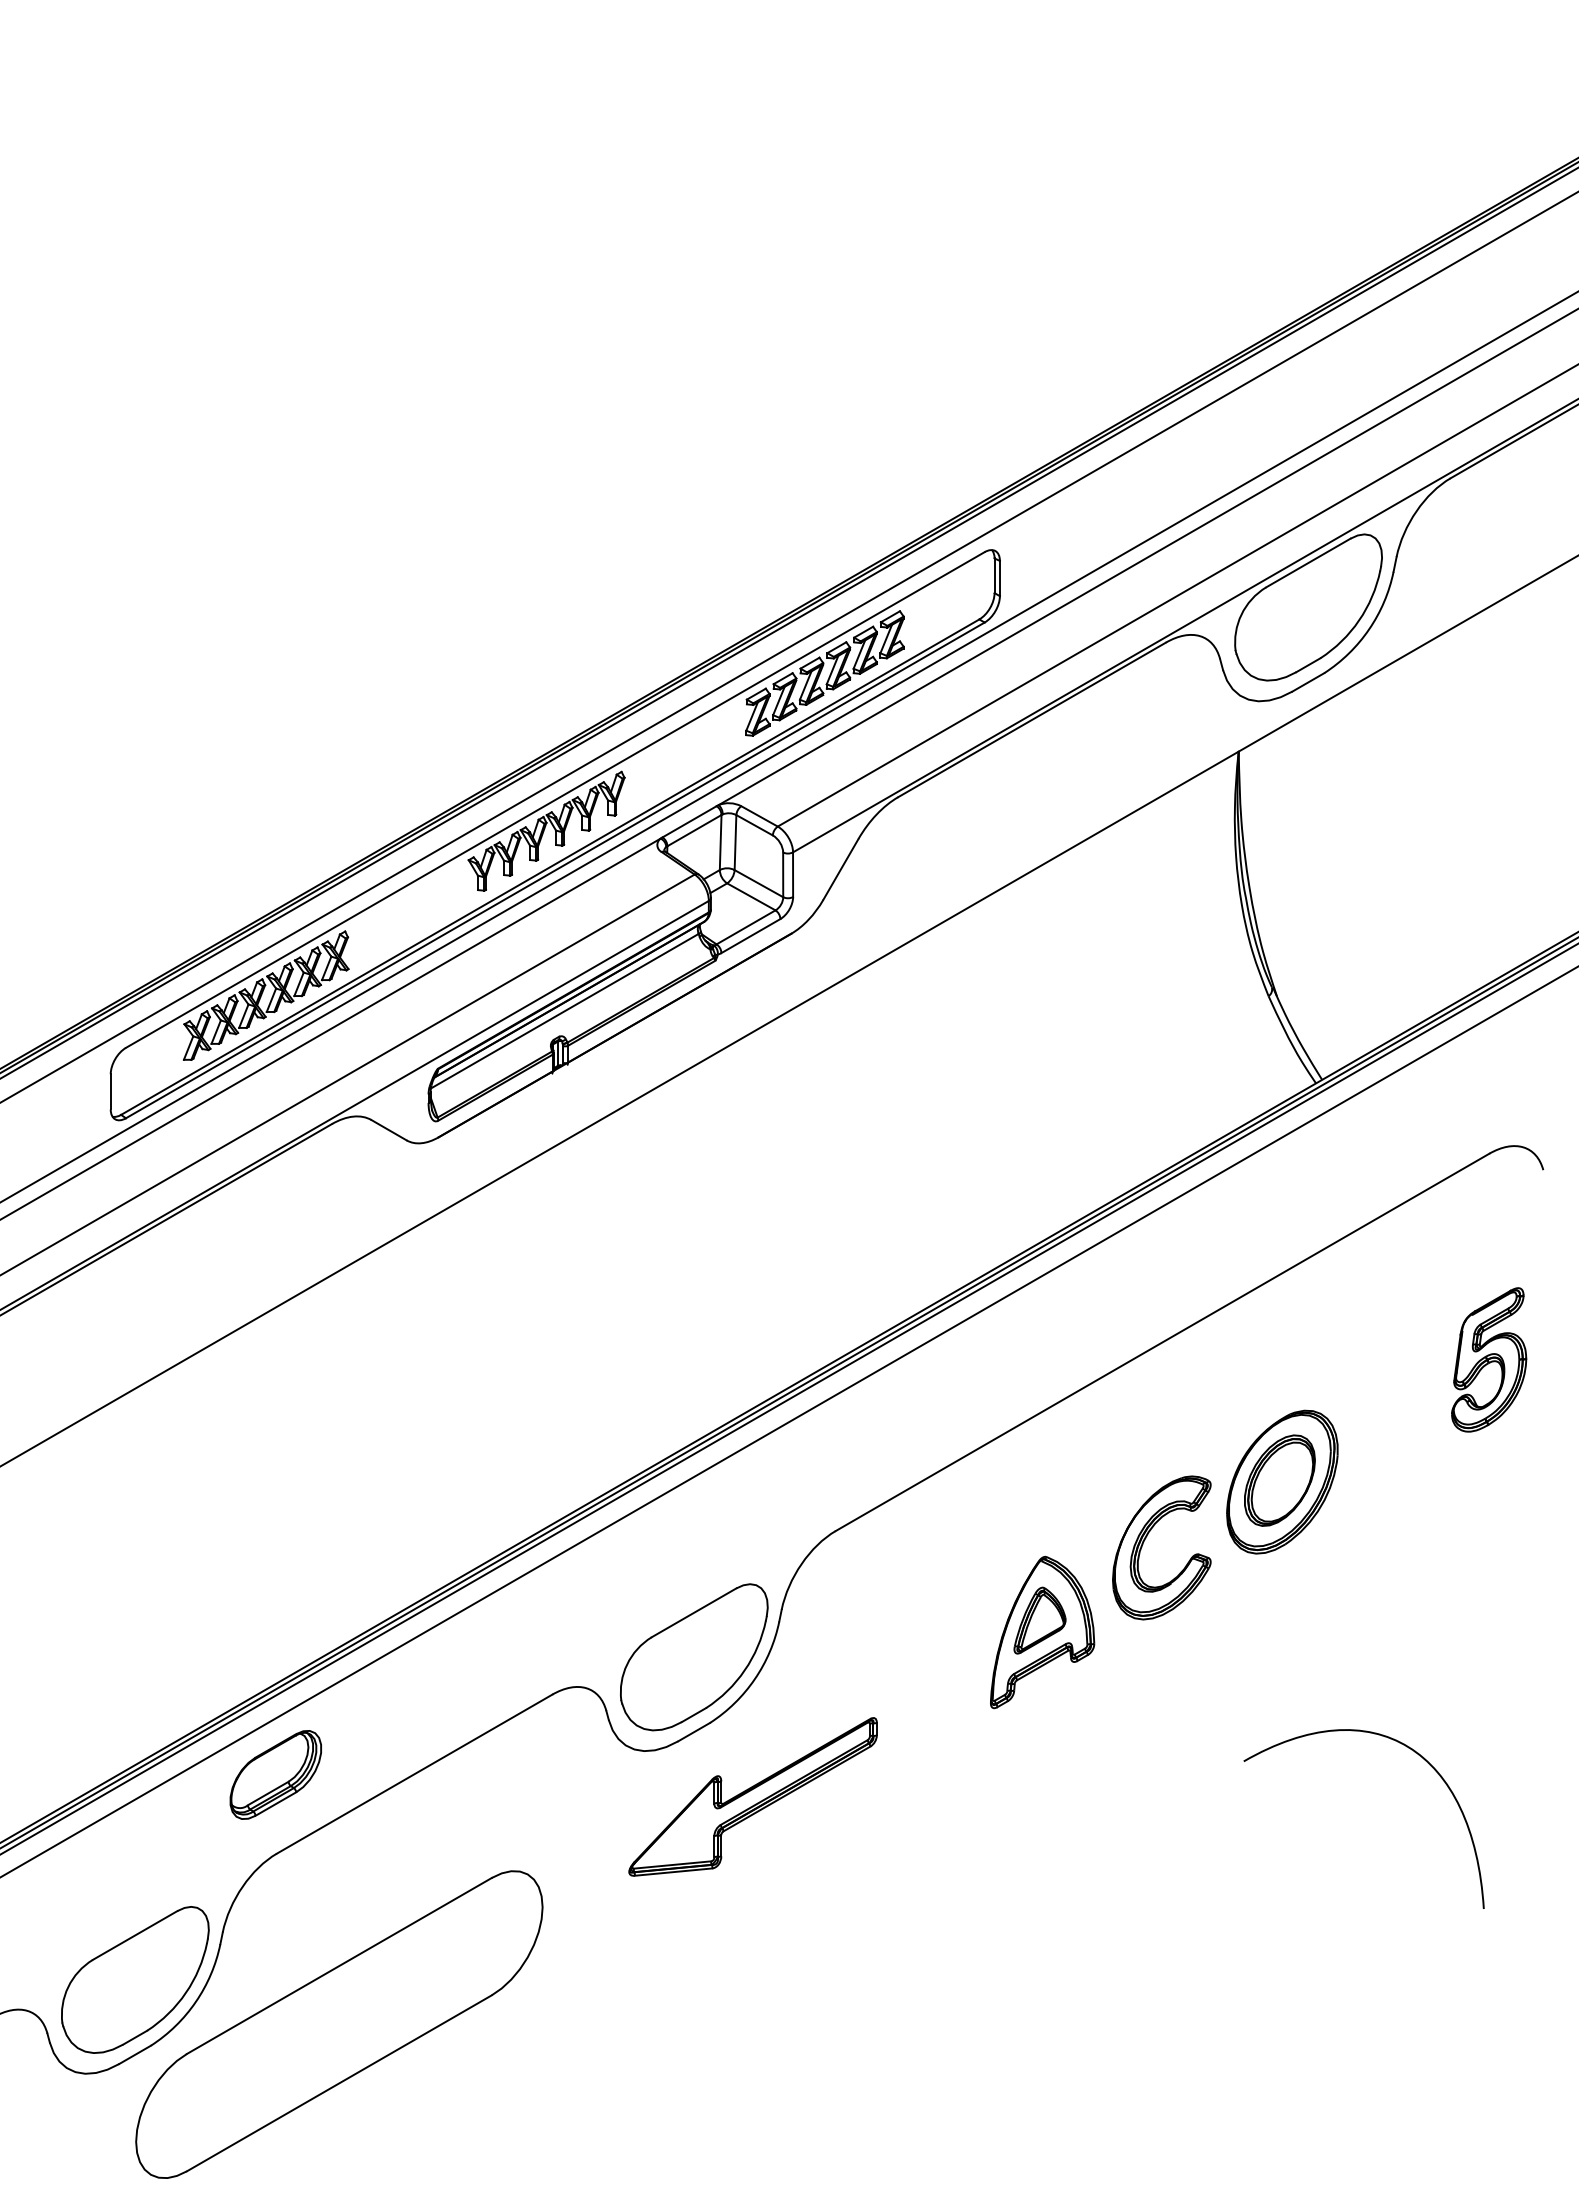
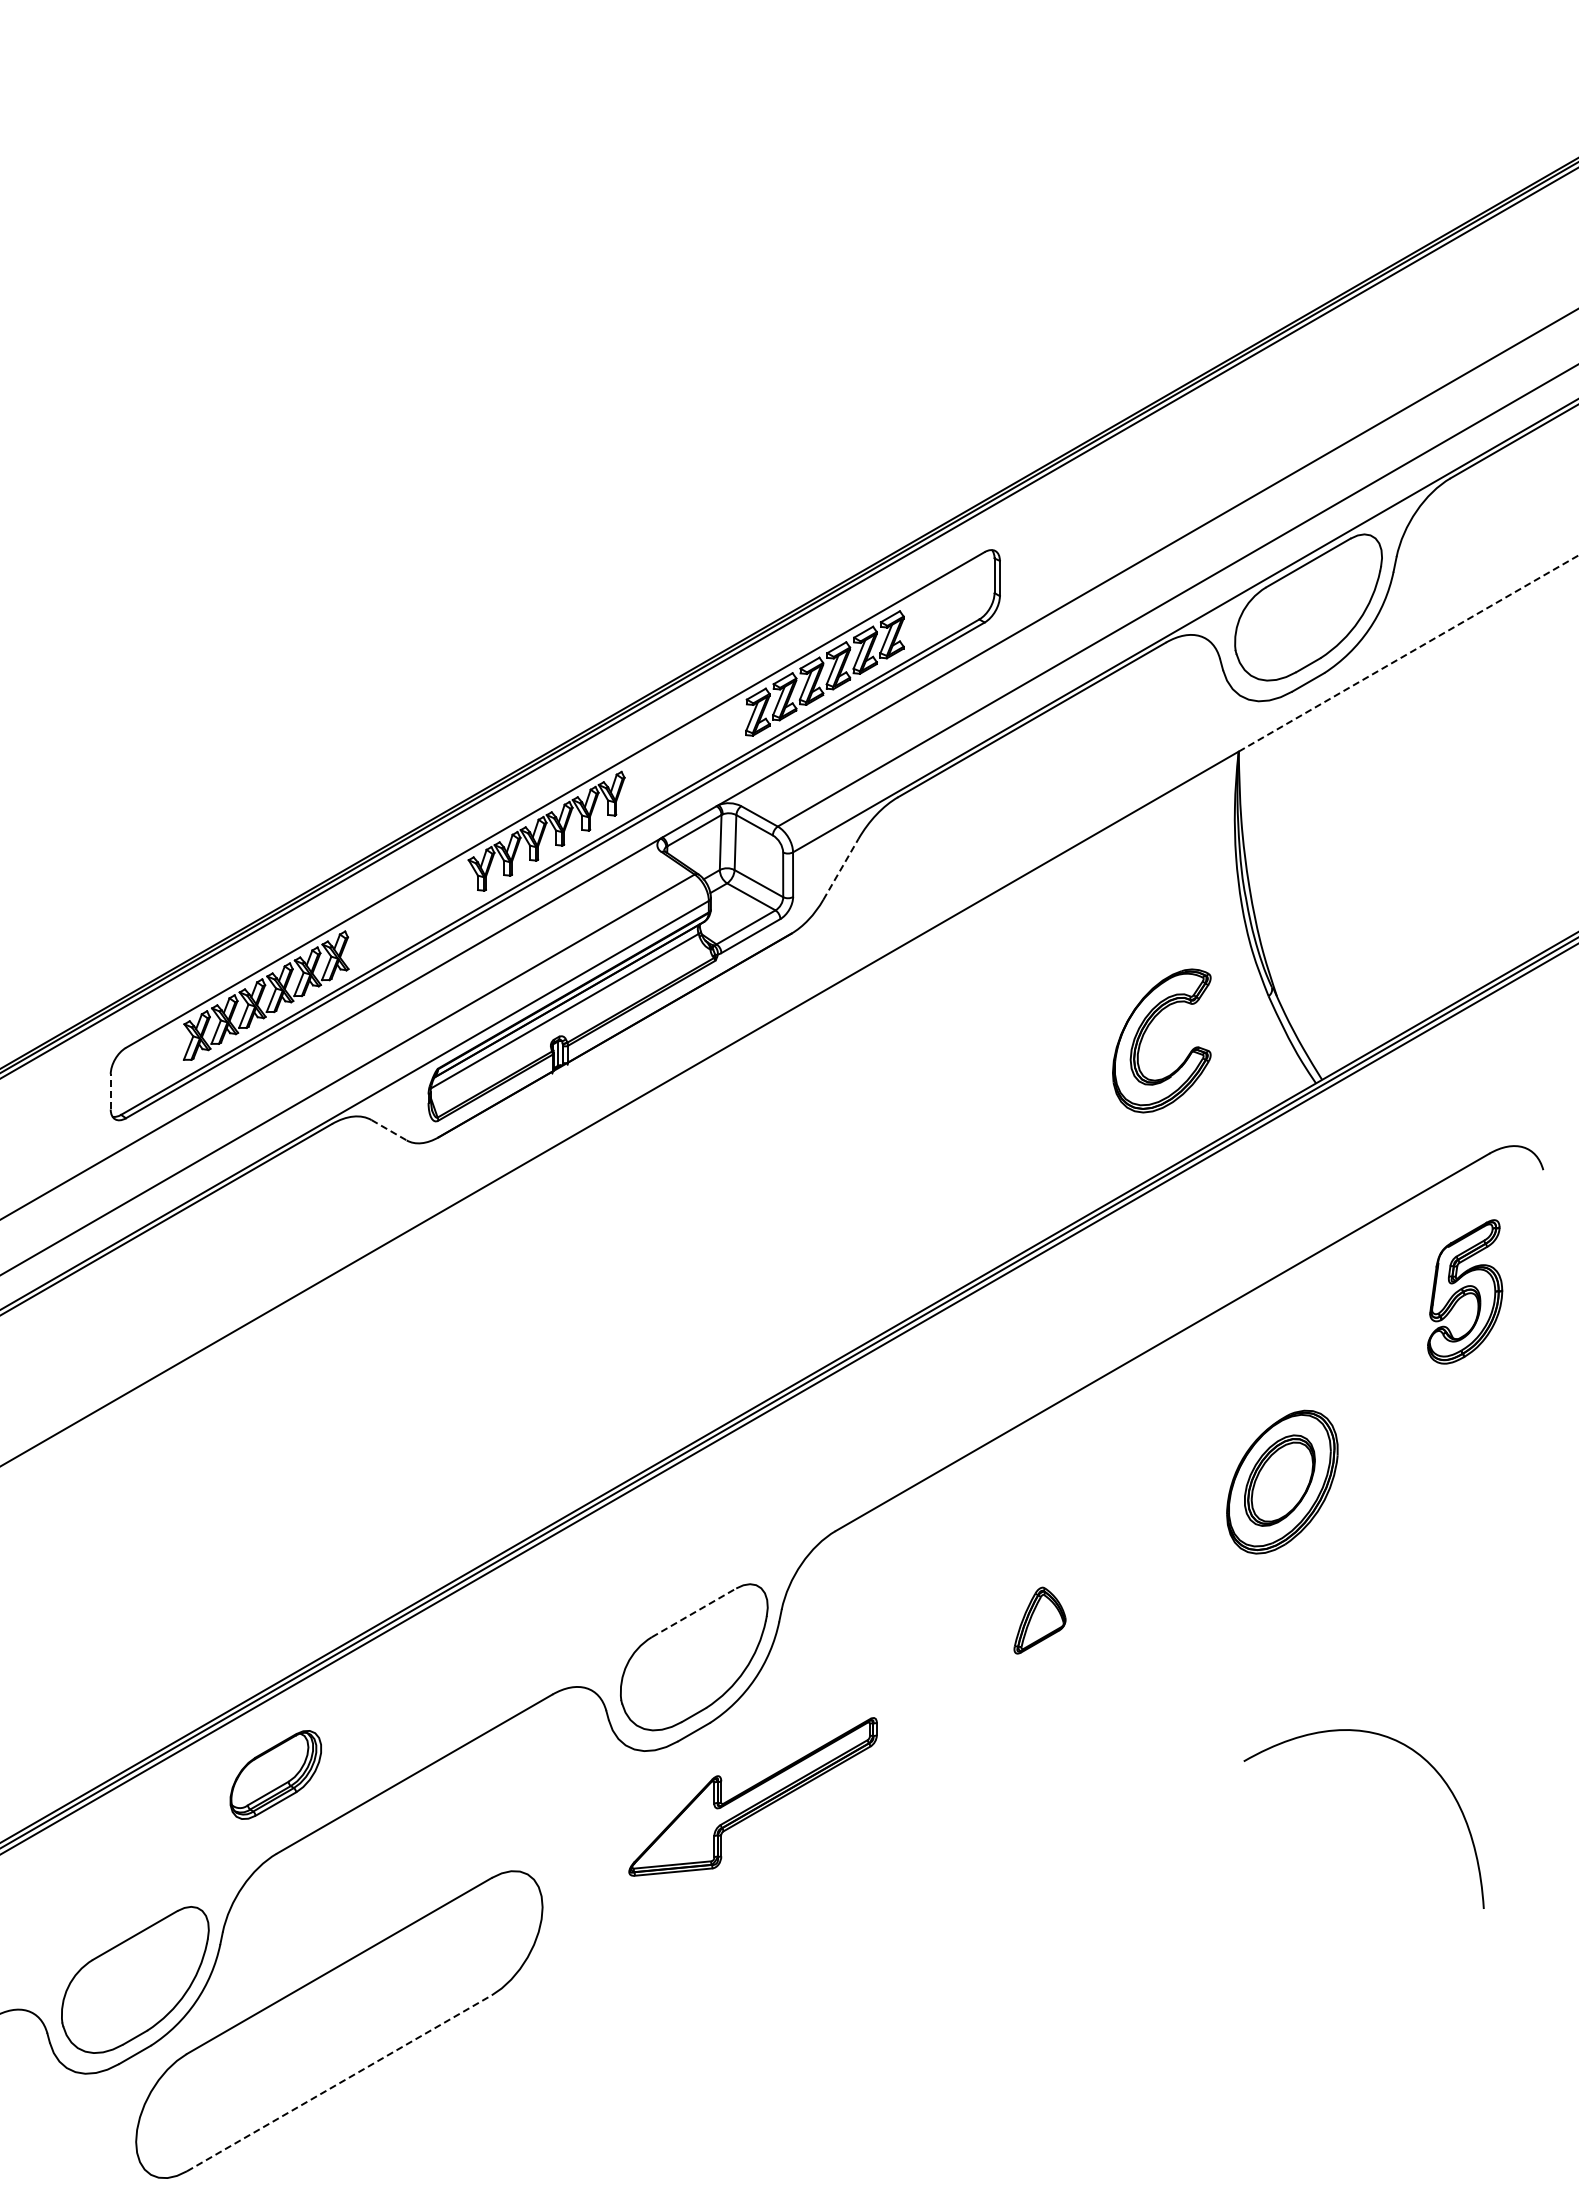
line: present -> none (788, 647)
line: solid -> dashed (1409, 653)
line: present -> none (788, 747)
line: solid -> dashed (841, 869)
line: solid -> dashed (110, 1091)
line: solid -> dashed (389, 1130)
part position: (1489, 1359) -> (1465, 1291) (1465, 1291)
line: present -> none (788, 1422)
part position: (1145, 1540) -> (1145, 1033) (1145, 1033)
line: solid -> dashed (694, 1612)
part: present -> none (1042, 1632)
line: solid -> dashed (339, 2083)
